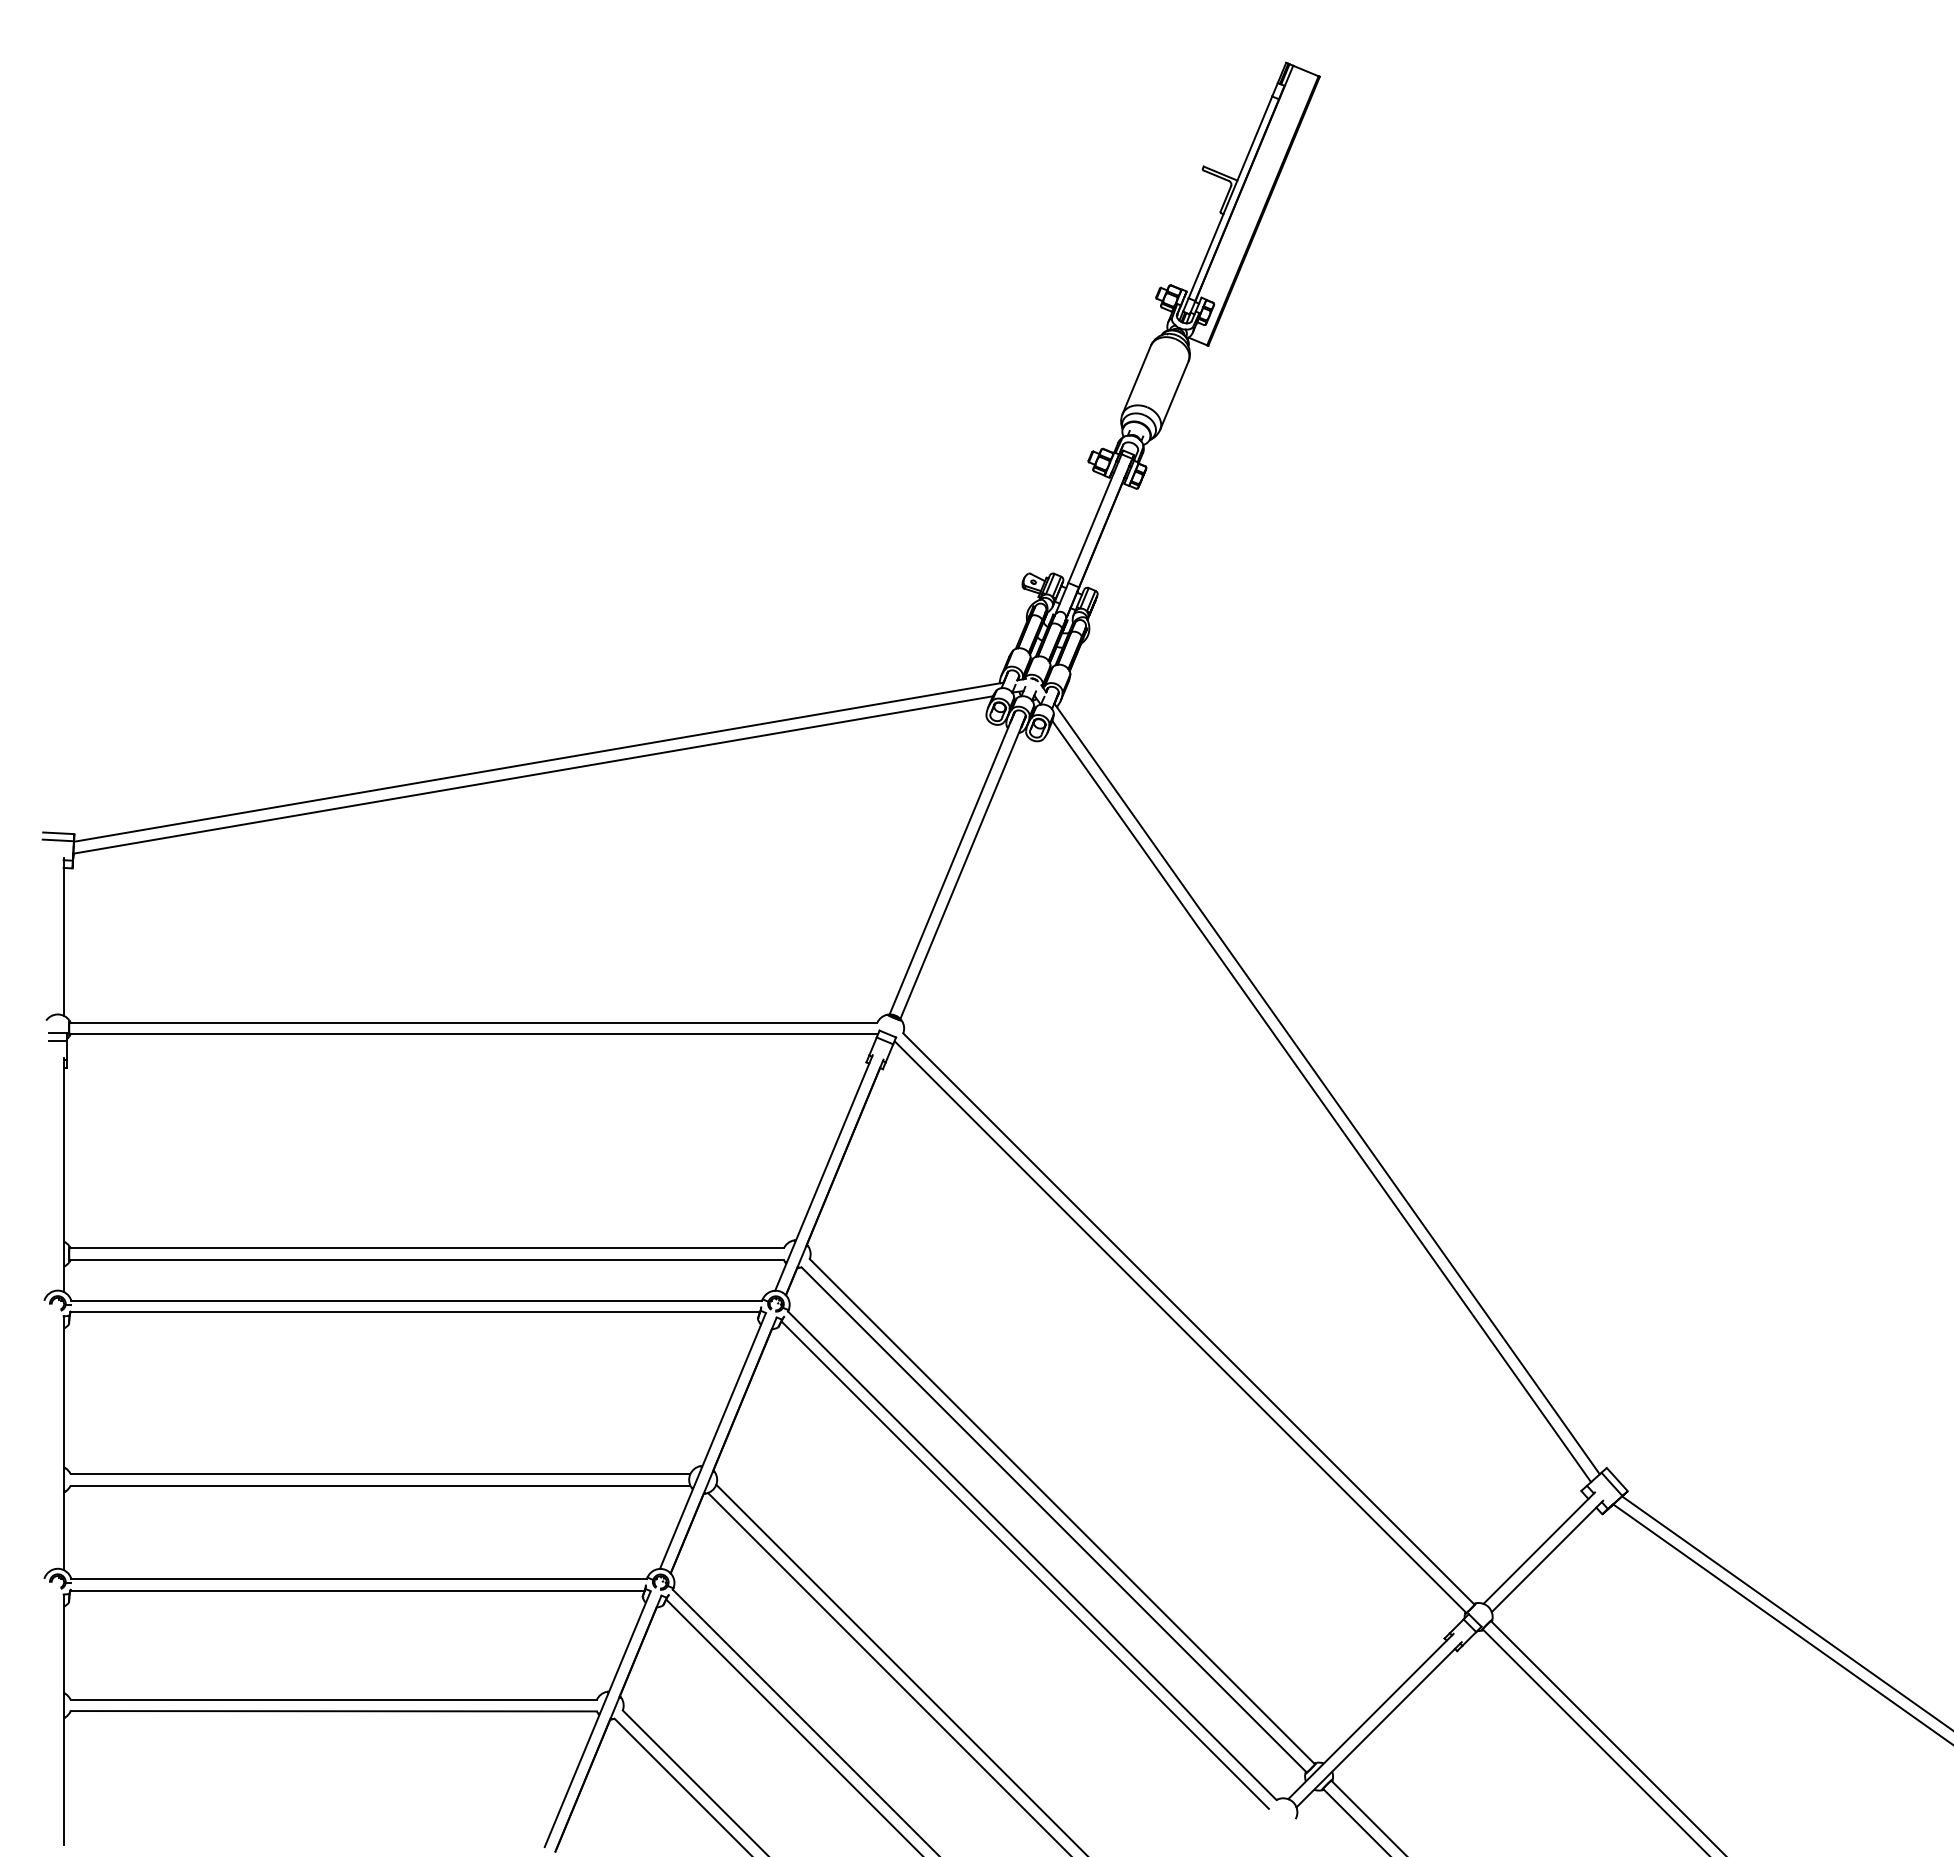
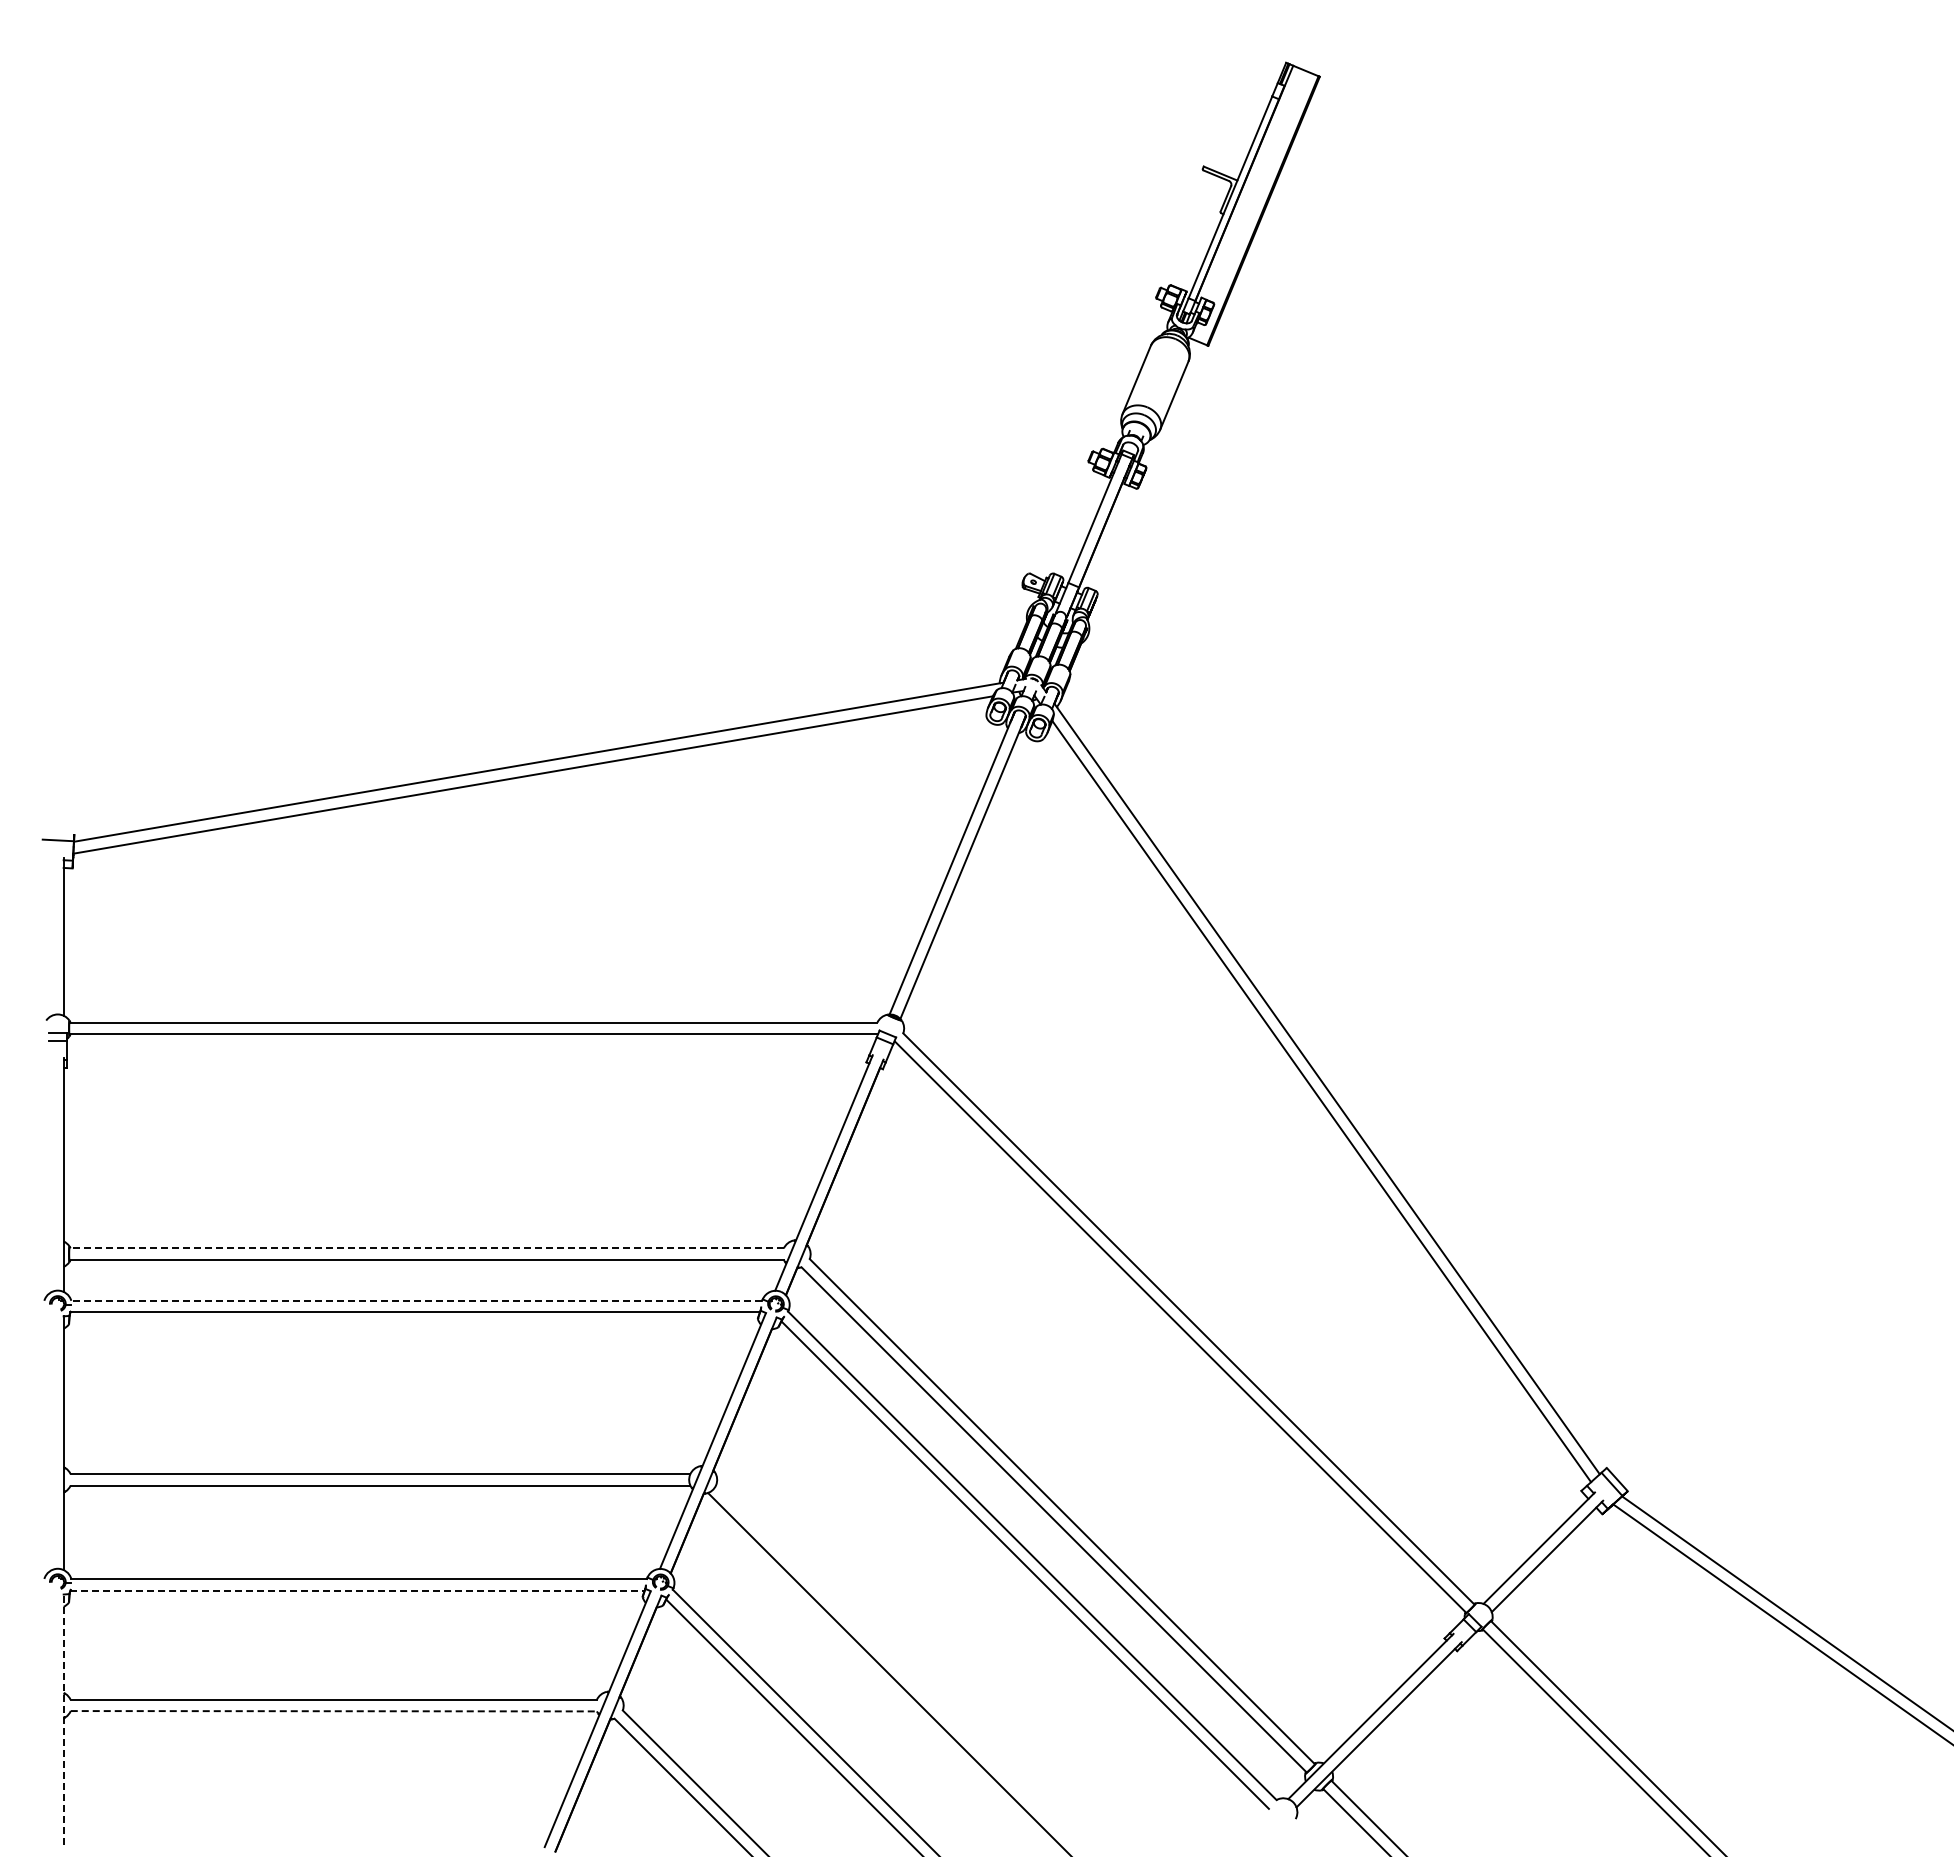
line: present -> none (58, 833)
line: solid -> dashed (426, 1248)
line: solid -> dashed (416, 1300)
line: solid -> dashed (358, 1590)
line: present -> none (900, 1668)
line: solid -> dashed (334, 1711)
line: solid -> dashed (63, 1719)
